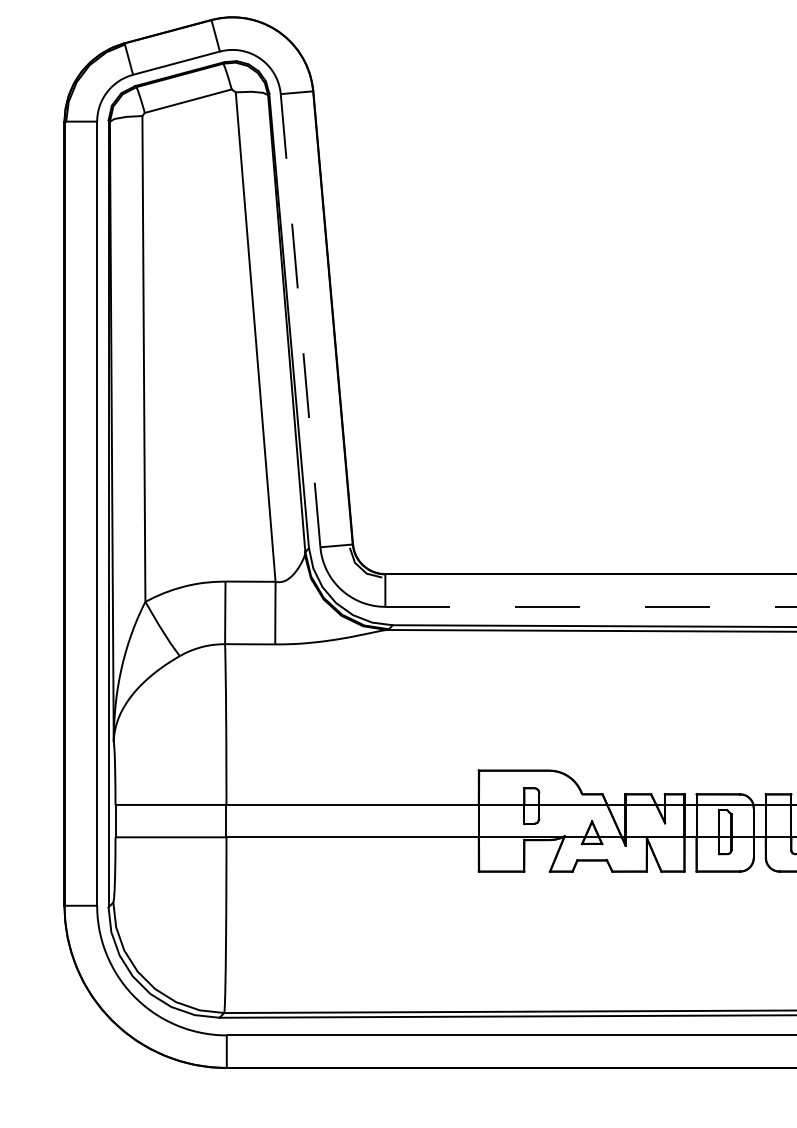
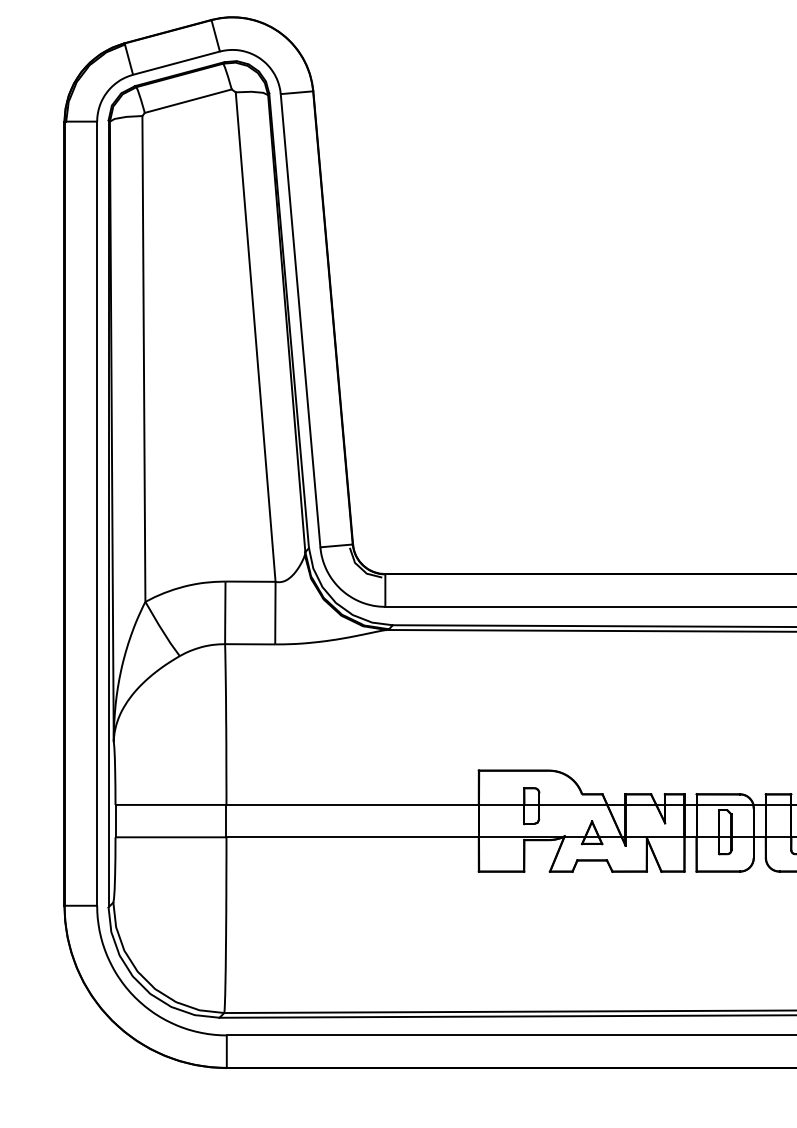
line: dashed -> solid (300, 321)
line: dashed -> solid (591, 606)
